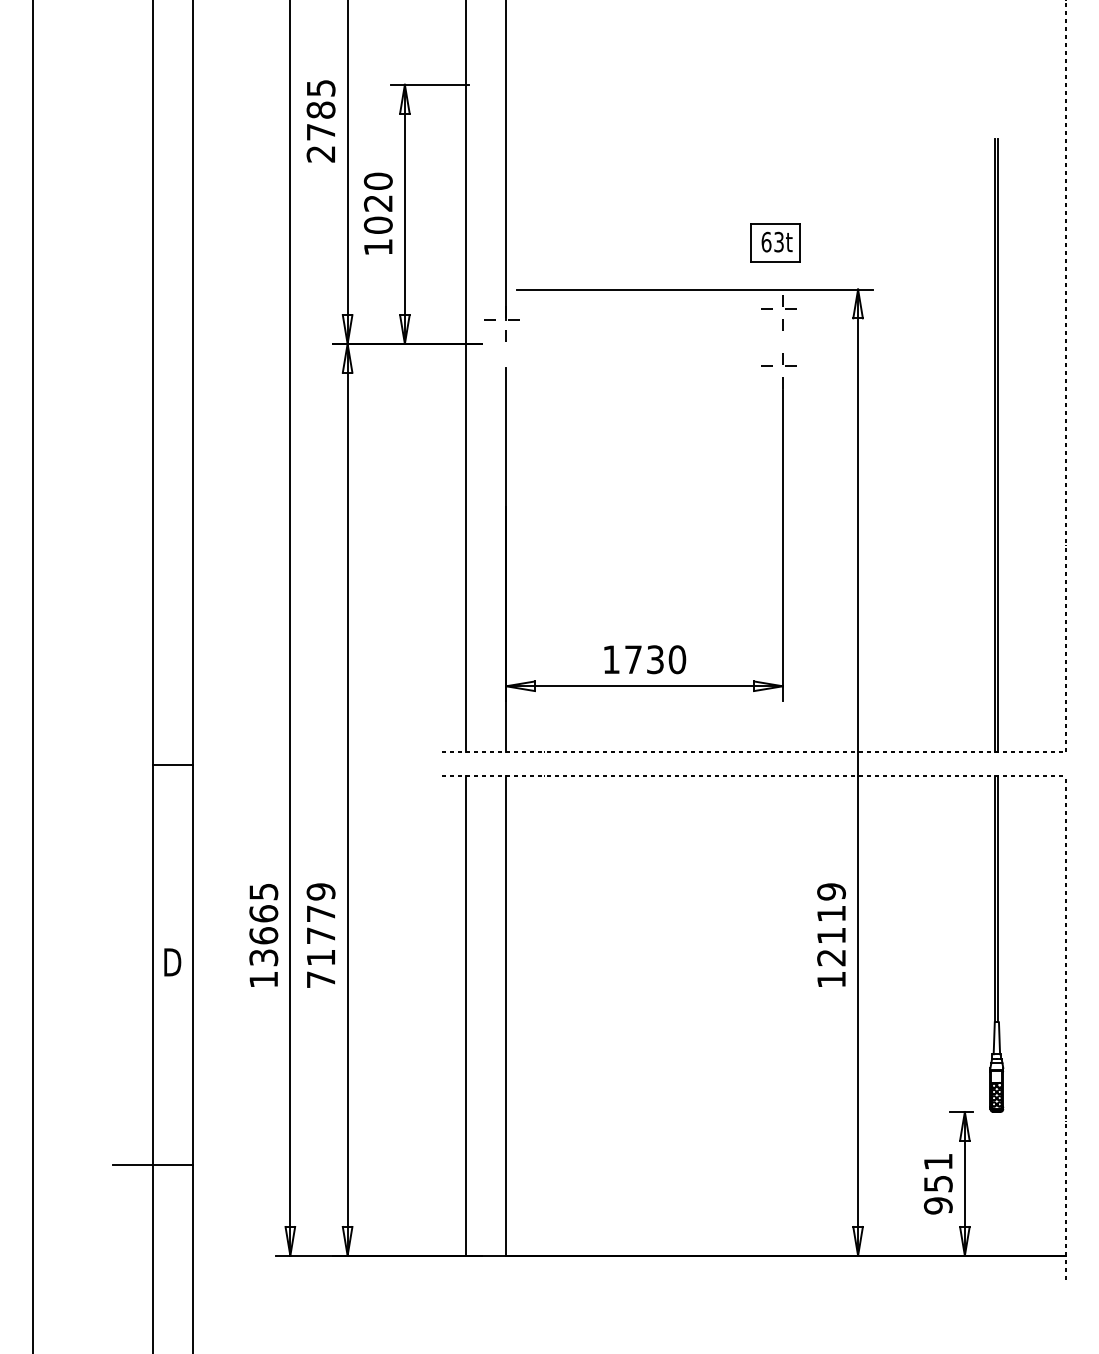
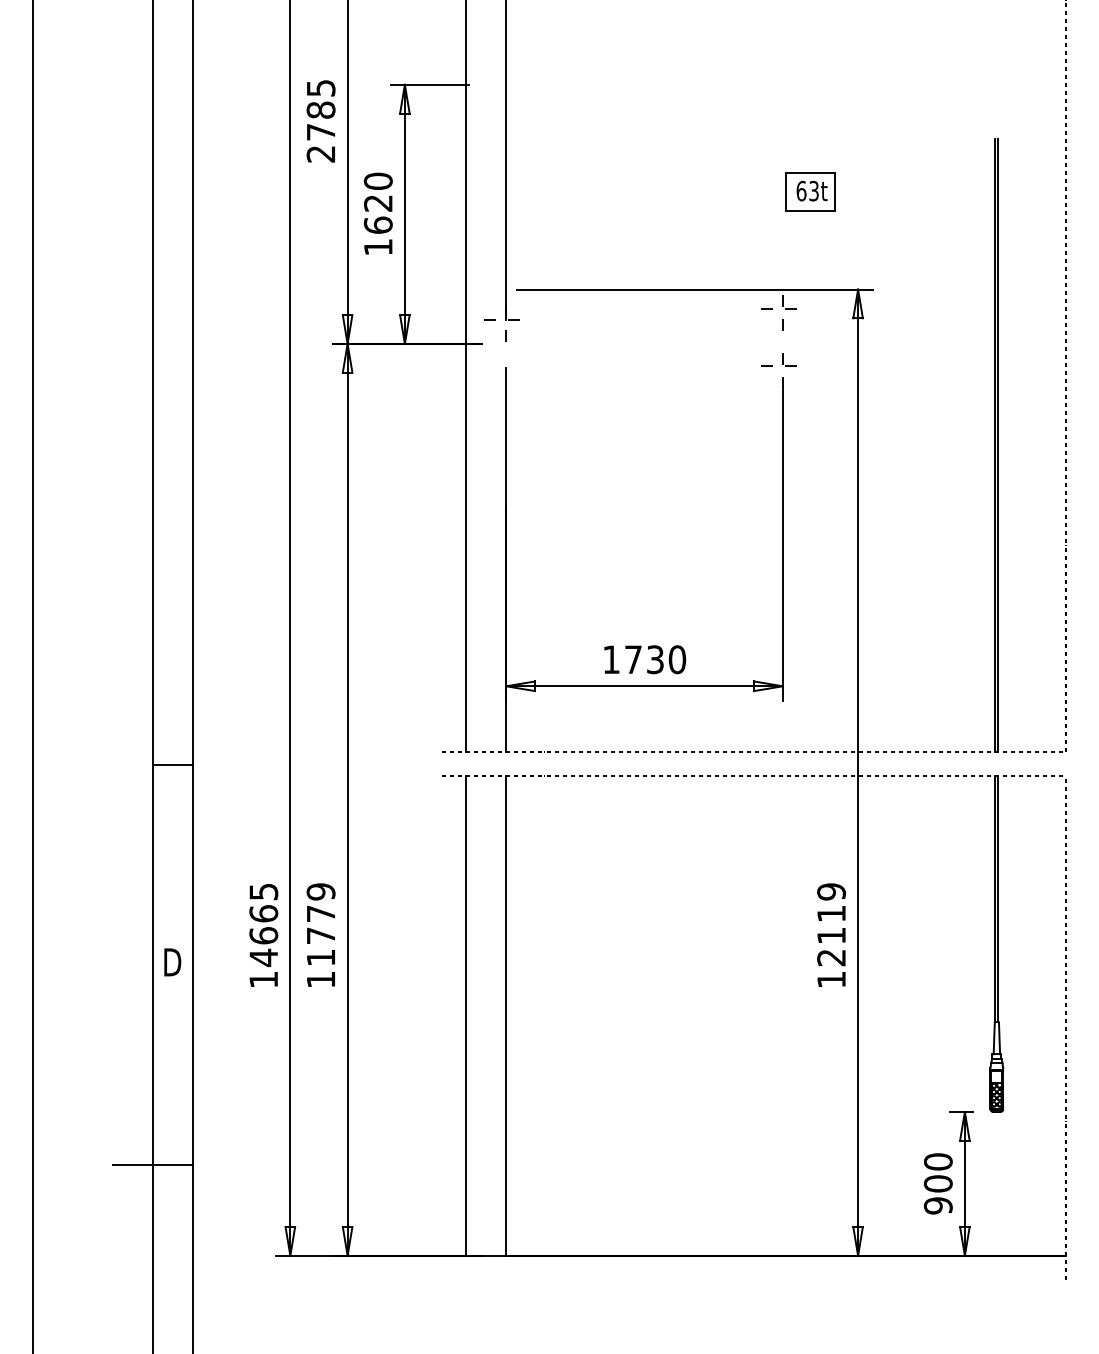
text: 1020 -> 1620 (377, 224)
part position: (775, 242) -> (810, 191) (810, 191)
text: 13665 -> 14665 (263, 957)
text: 71779 -> 11779 (320, 979)
text: 951 -> 900 (937, 1172)
